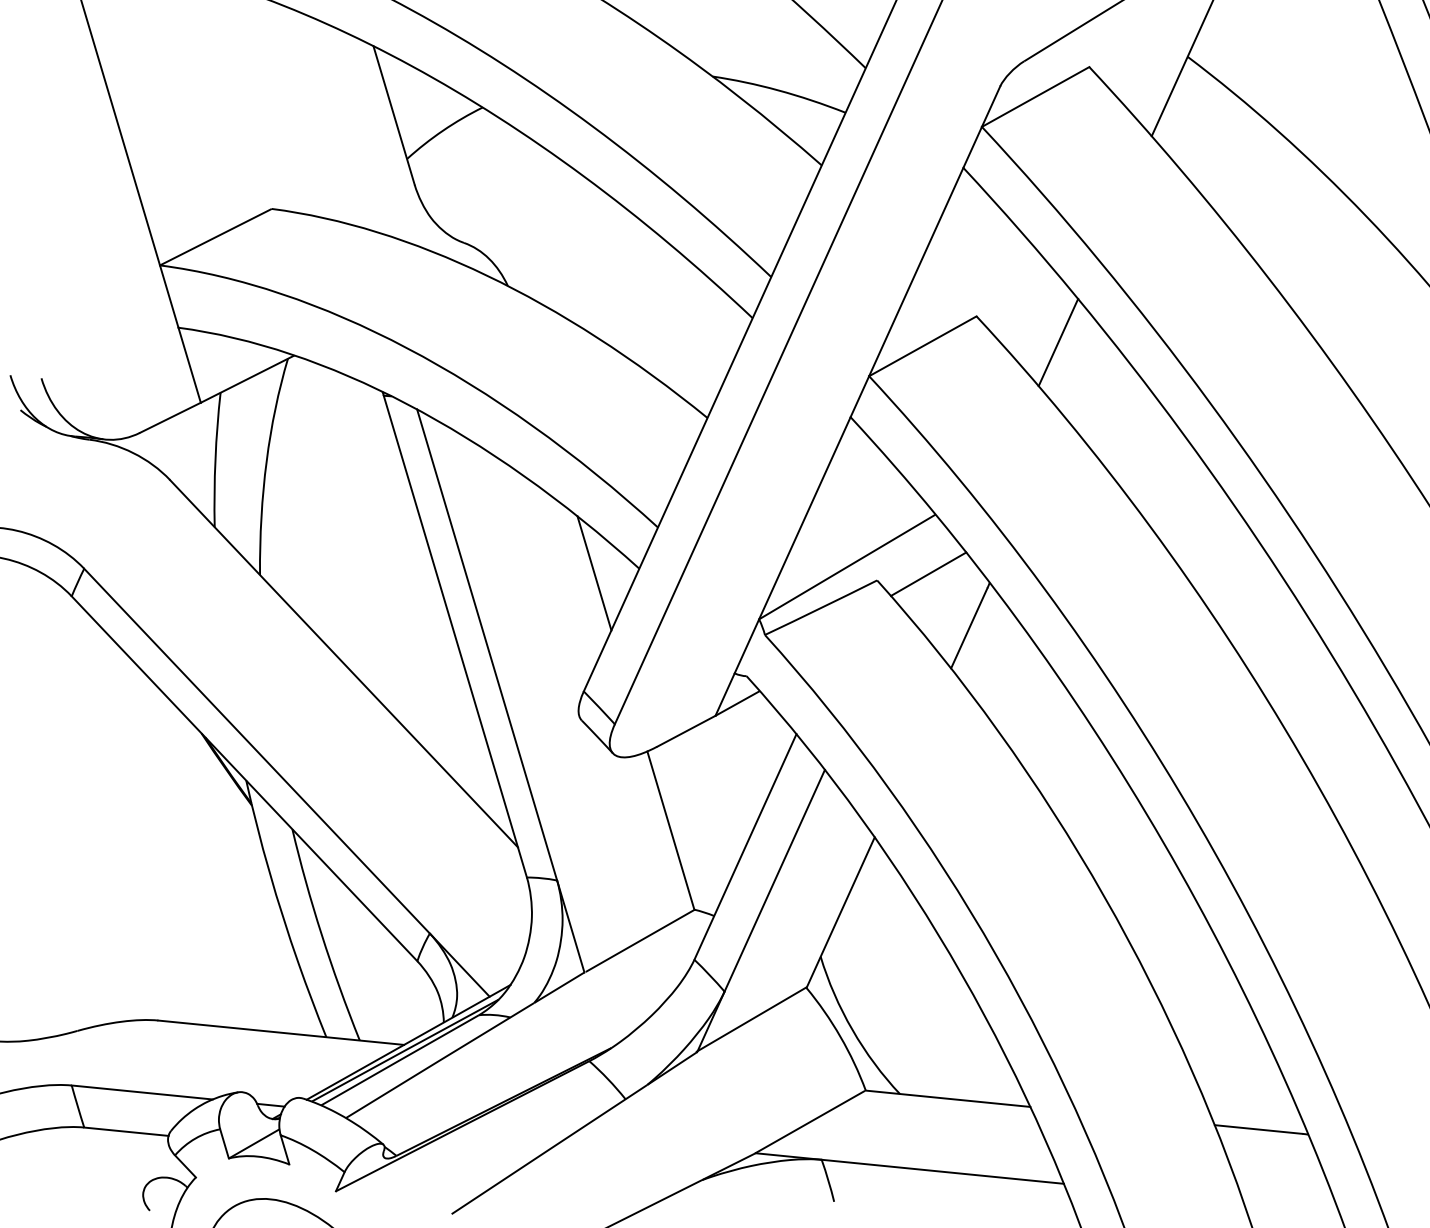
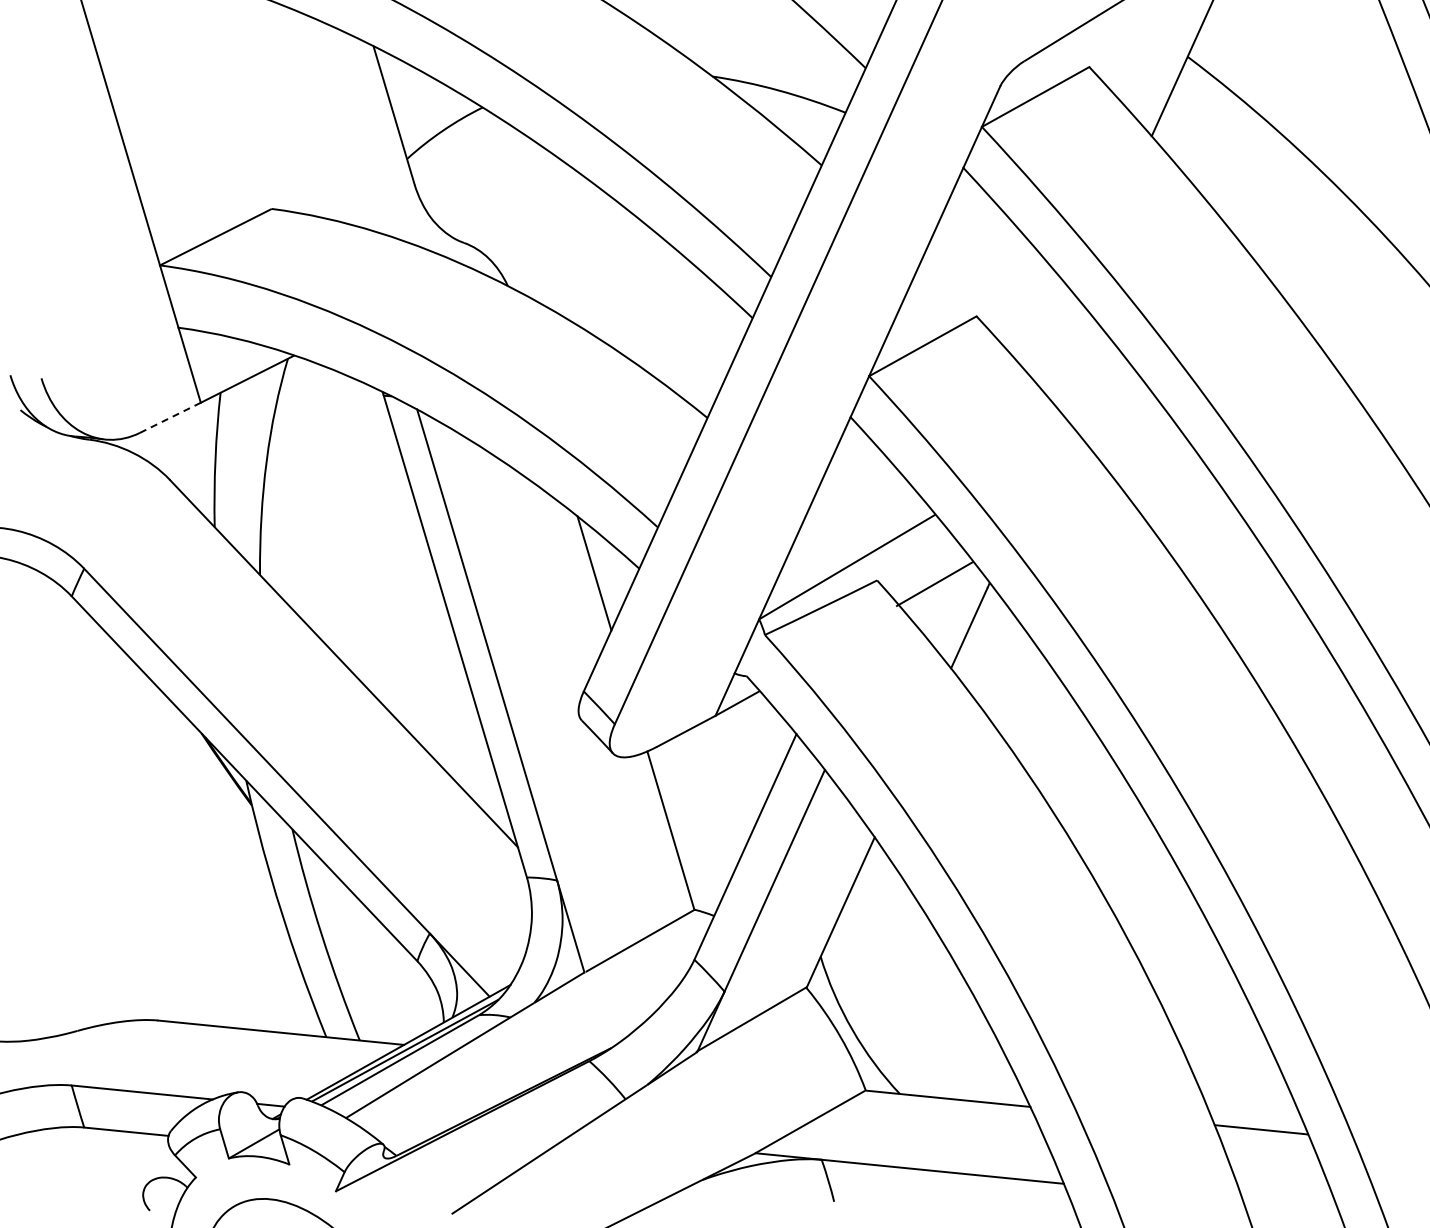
line: present -> none (1058, 342)
line: solid -> dashed (170, 417)
line position: (928, 573) -> (934, 583) (934, 583)
